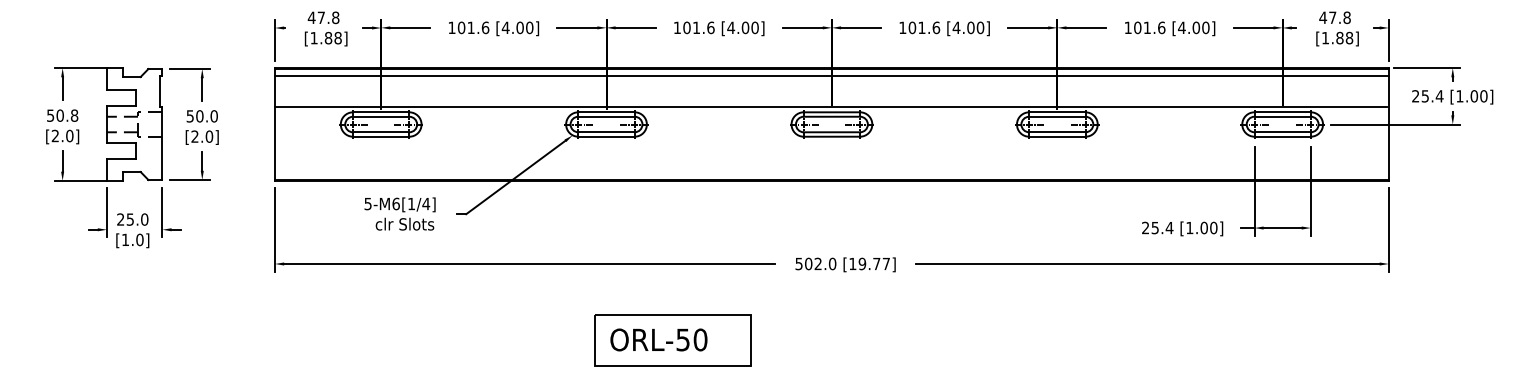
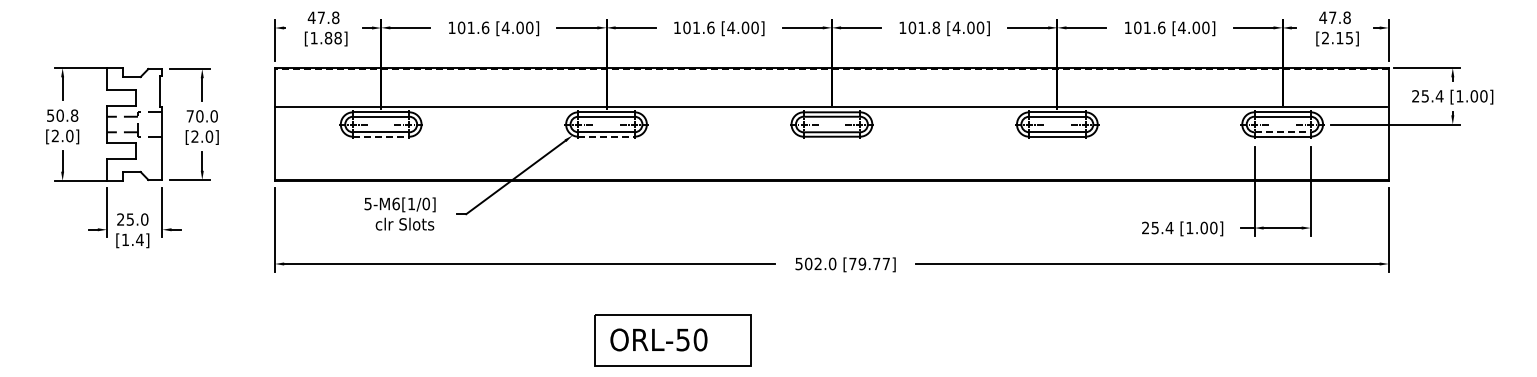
text: 101.6 -> 101.8 (936, 27)
text: [1.88] -> [2.15] (1337, 37)
line: solid -> dashed (831, 69)
line: present -> none (831, 75)
text: 50.0 -> 70.0 (189, 116)
line: solid -> dashed (1283, 132)
line: solid -> dashed (381, 136)
line: solid -> dashed (607, 136)
text: 5-M6[1/4] -> 5-M6[1/0] (426, 203)
text: [1.0] -> [1.4] (139, 239)
text: [19.77] -> [79.77] (852, 263)
